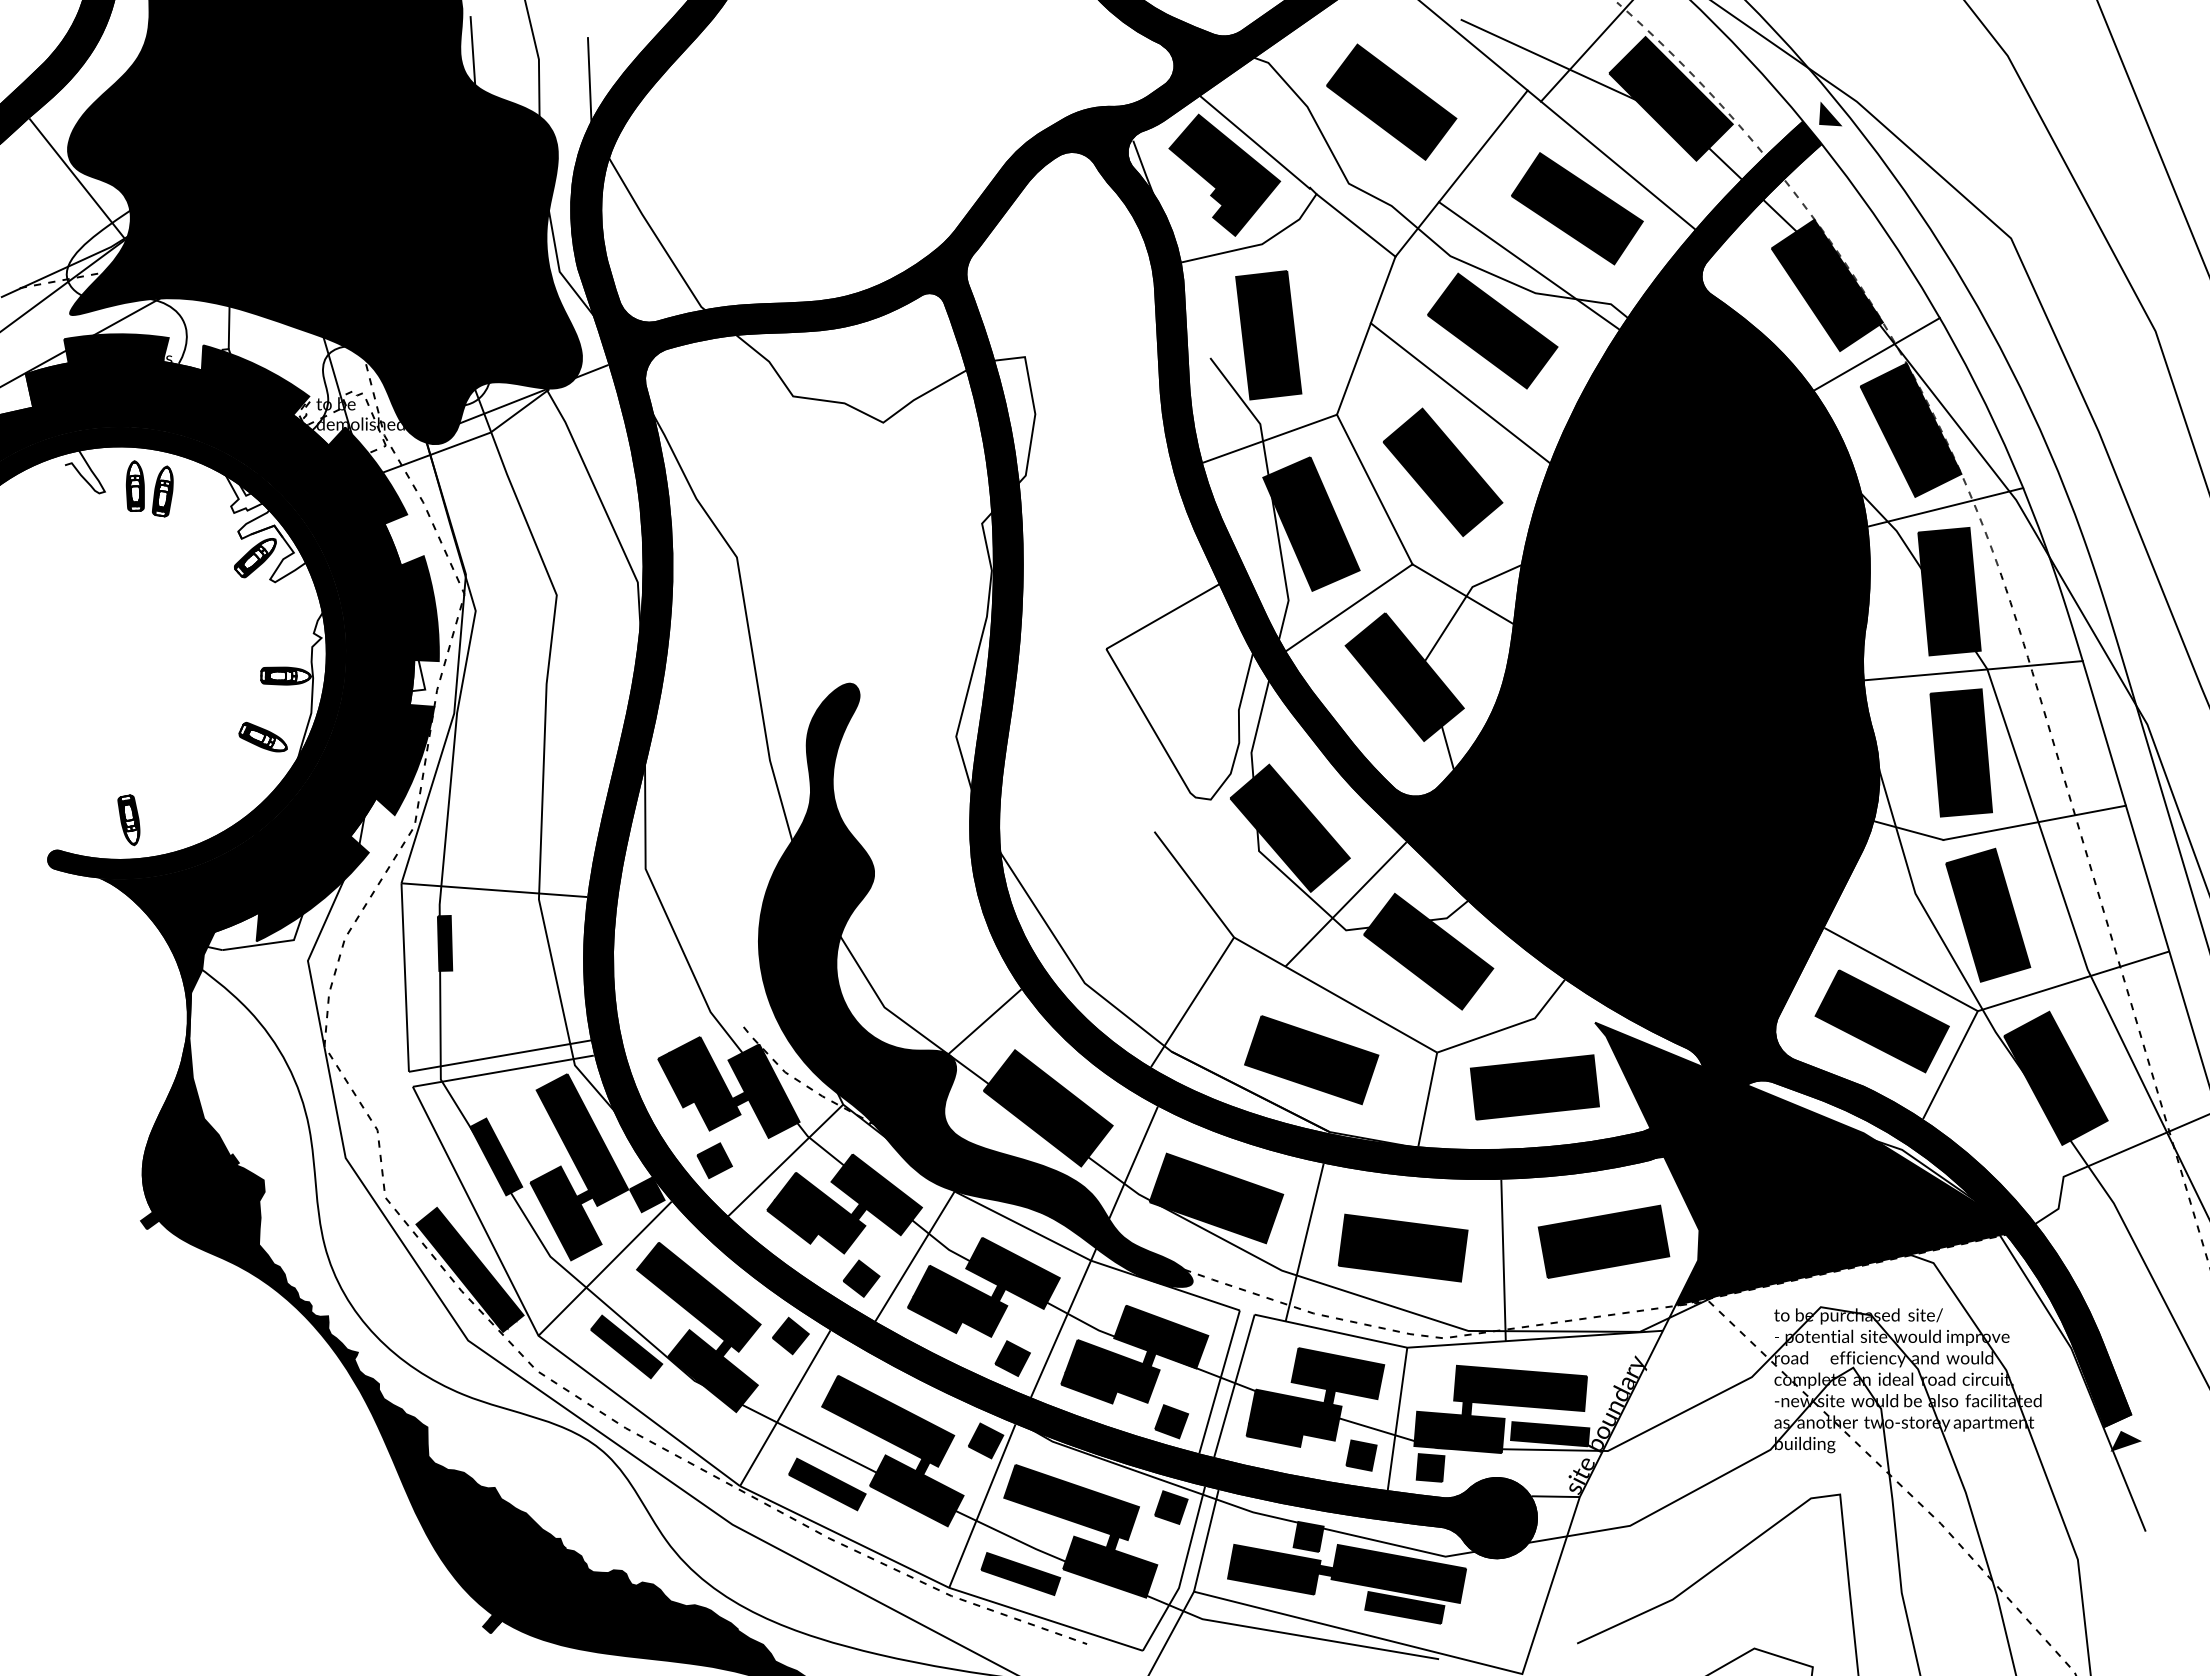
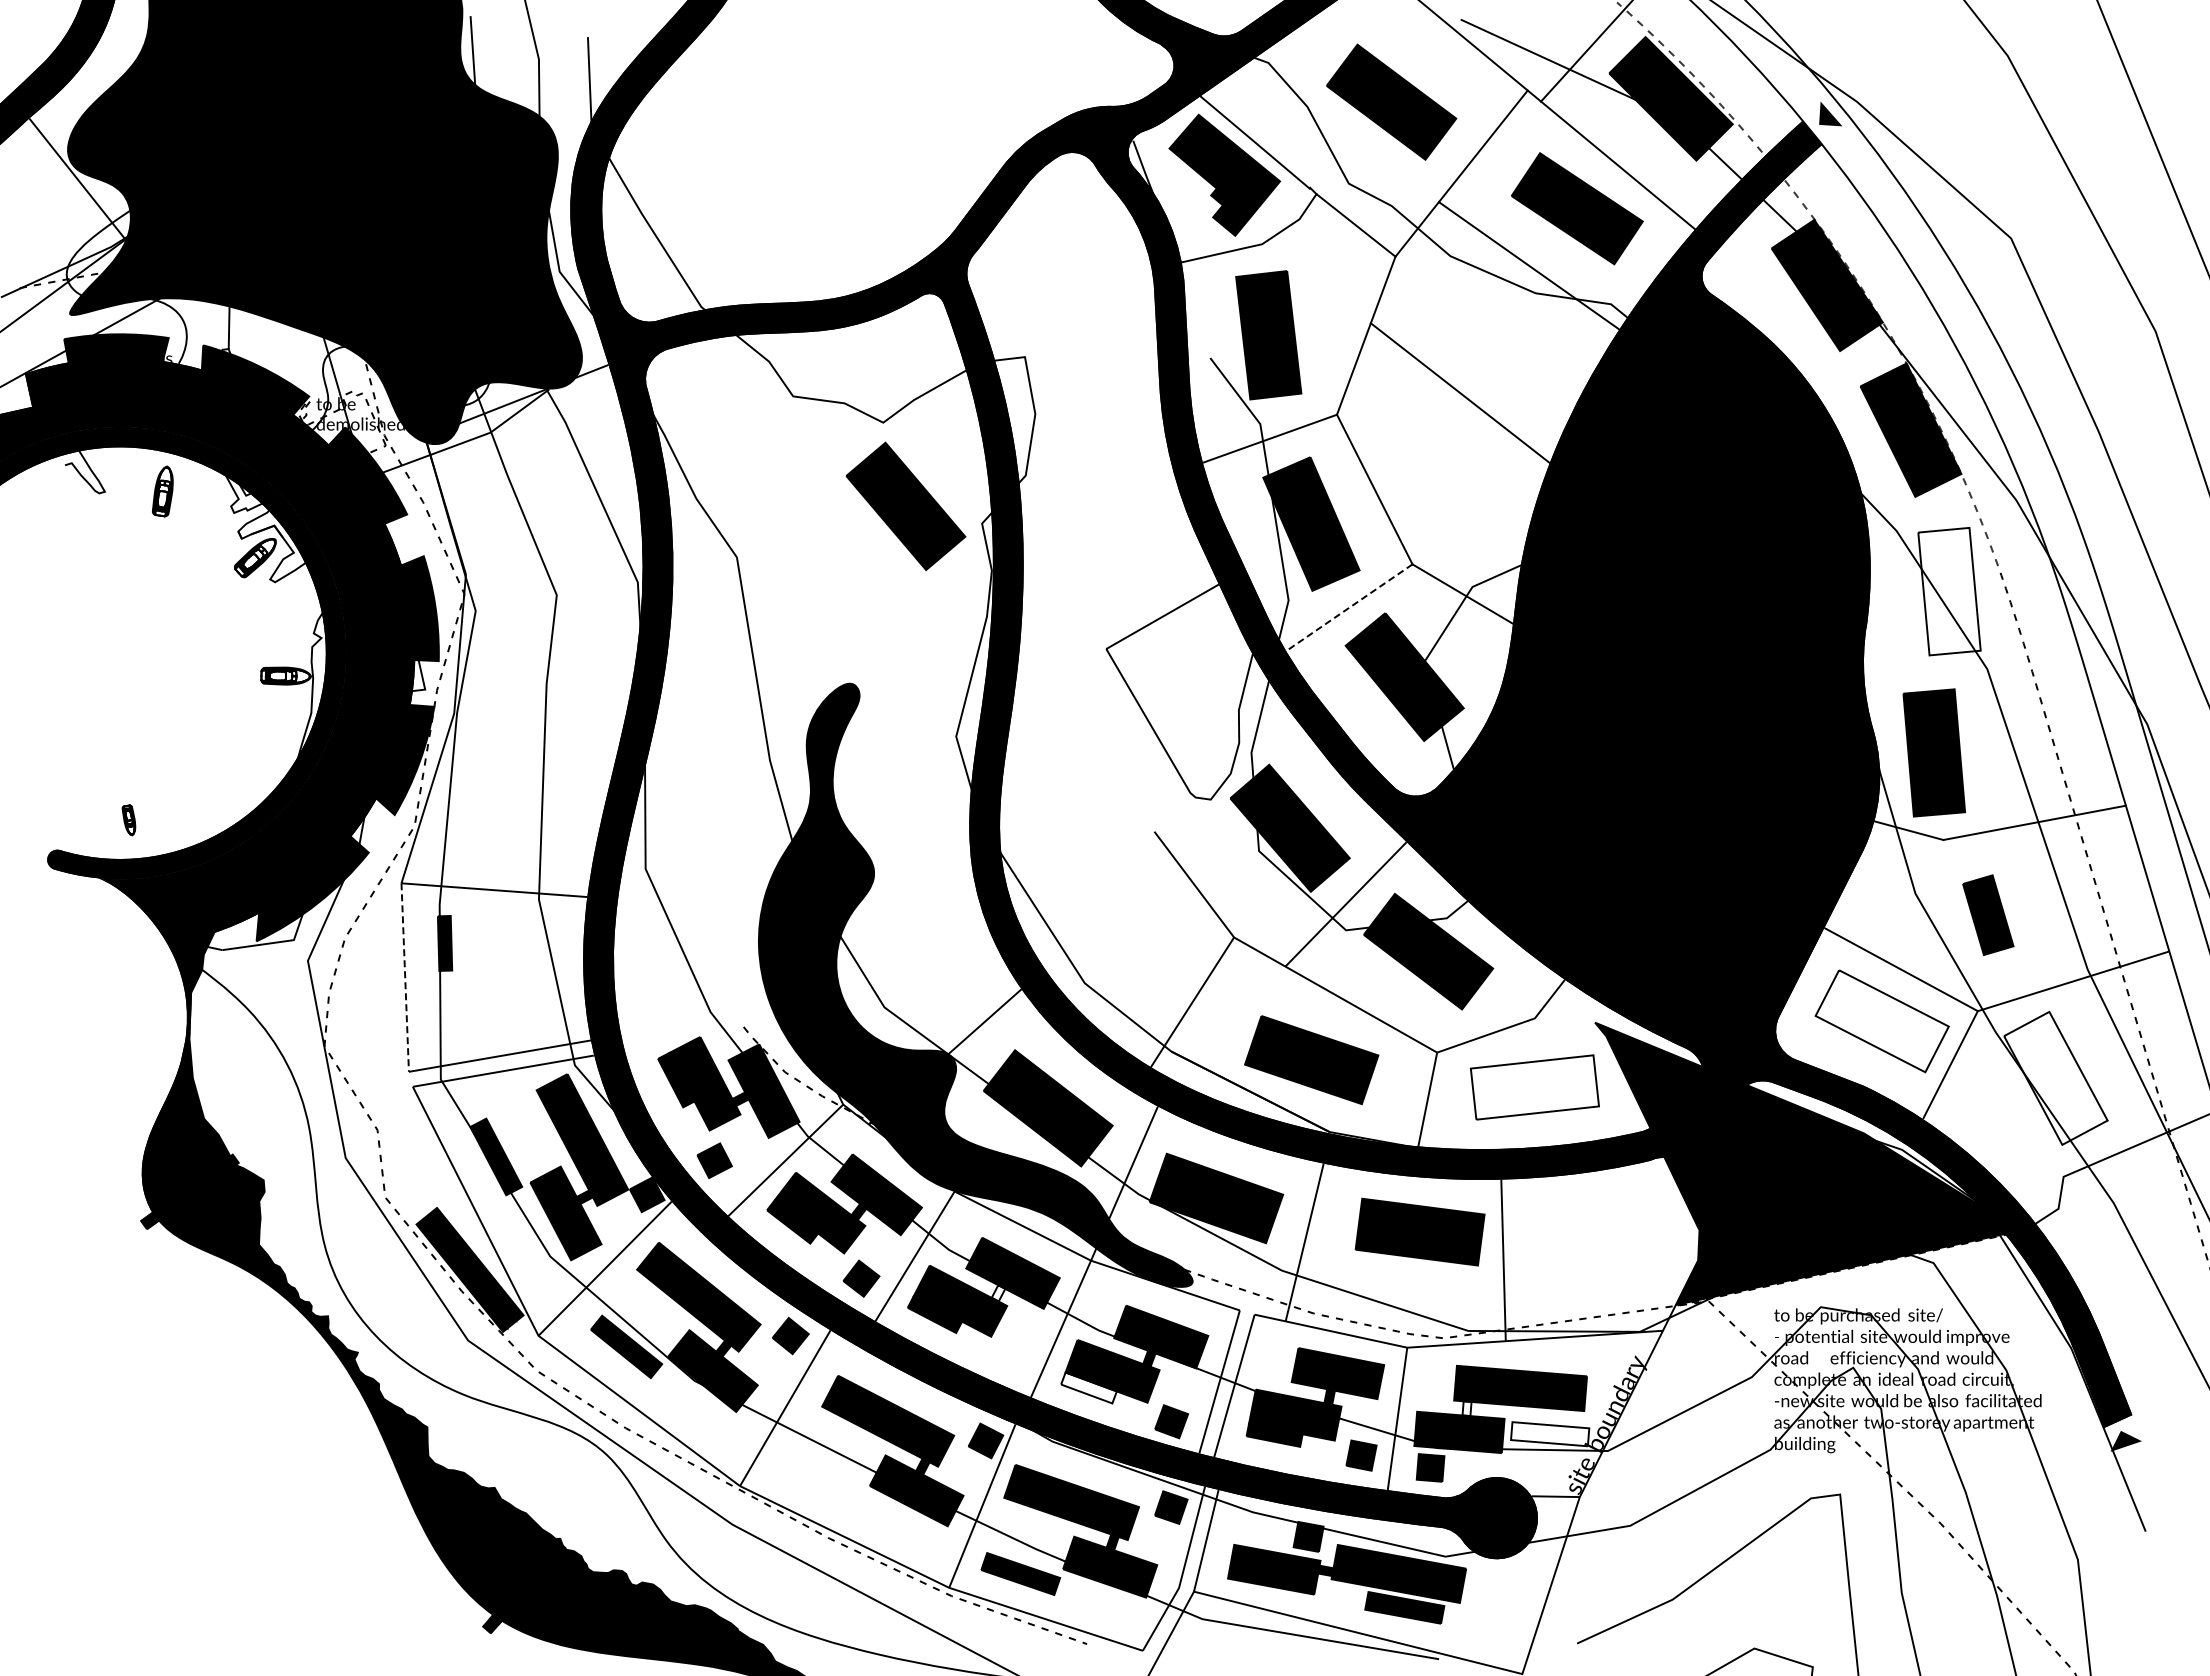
part: present -> none (1492, 330)
line: present -> none (1876, 354)
part position: (1442, 471) -> (905, 505) (905, 505)
part: present -> none (134, 485)
line: present -> none (1945, 507)
fill: present -> none (1949, 591)
line: solid -> dashed (1348, 608)
line: present -> none (1973, 670)
part: present -> none (262, 736)
part position: (1960, 752) -> (1933, 752) (1933, 752)
part size: 24x53 px -> 16x33 px (128, 820)
part size: 87x136 px -> 53x82 px (1988, 914)
line: solid -> dashed (405, 978)
fill: present -> none (1881, 1021)
fill: present -> none (2055, 1077)
fill: present -> none (1534, 1087)
part: present -> none (1603, 1241)
part position: (1402, 1247) -> (1419, 1231) (1419, 1231)
fill: present -> none (998, 1293)
part: present -> none (1012, 1358)
fill: present -> none (1088, 1387)
fill: present -> none (1466, 1408)
fill: present -> none (1550, 1434)
part: present -> none (827, 1484)
